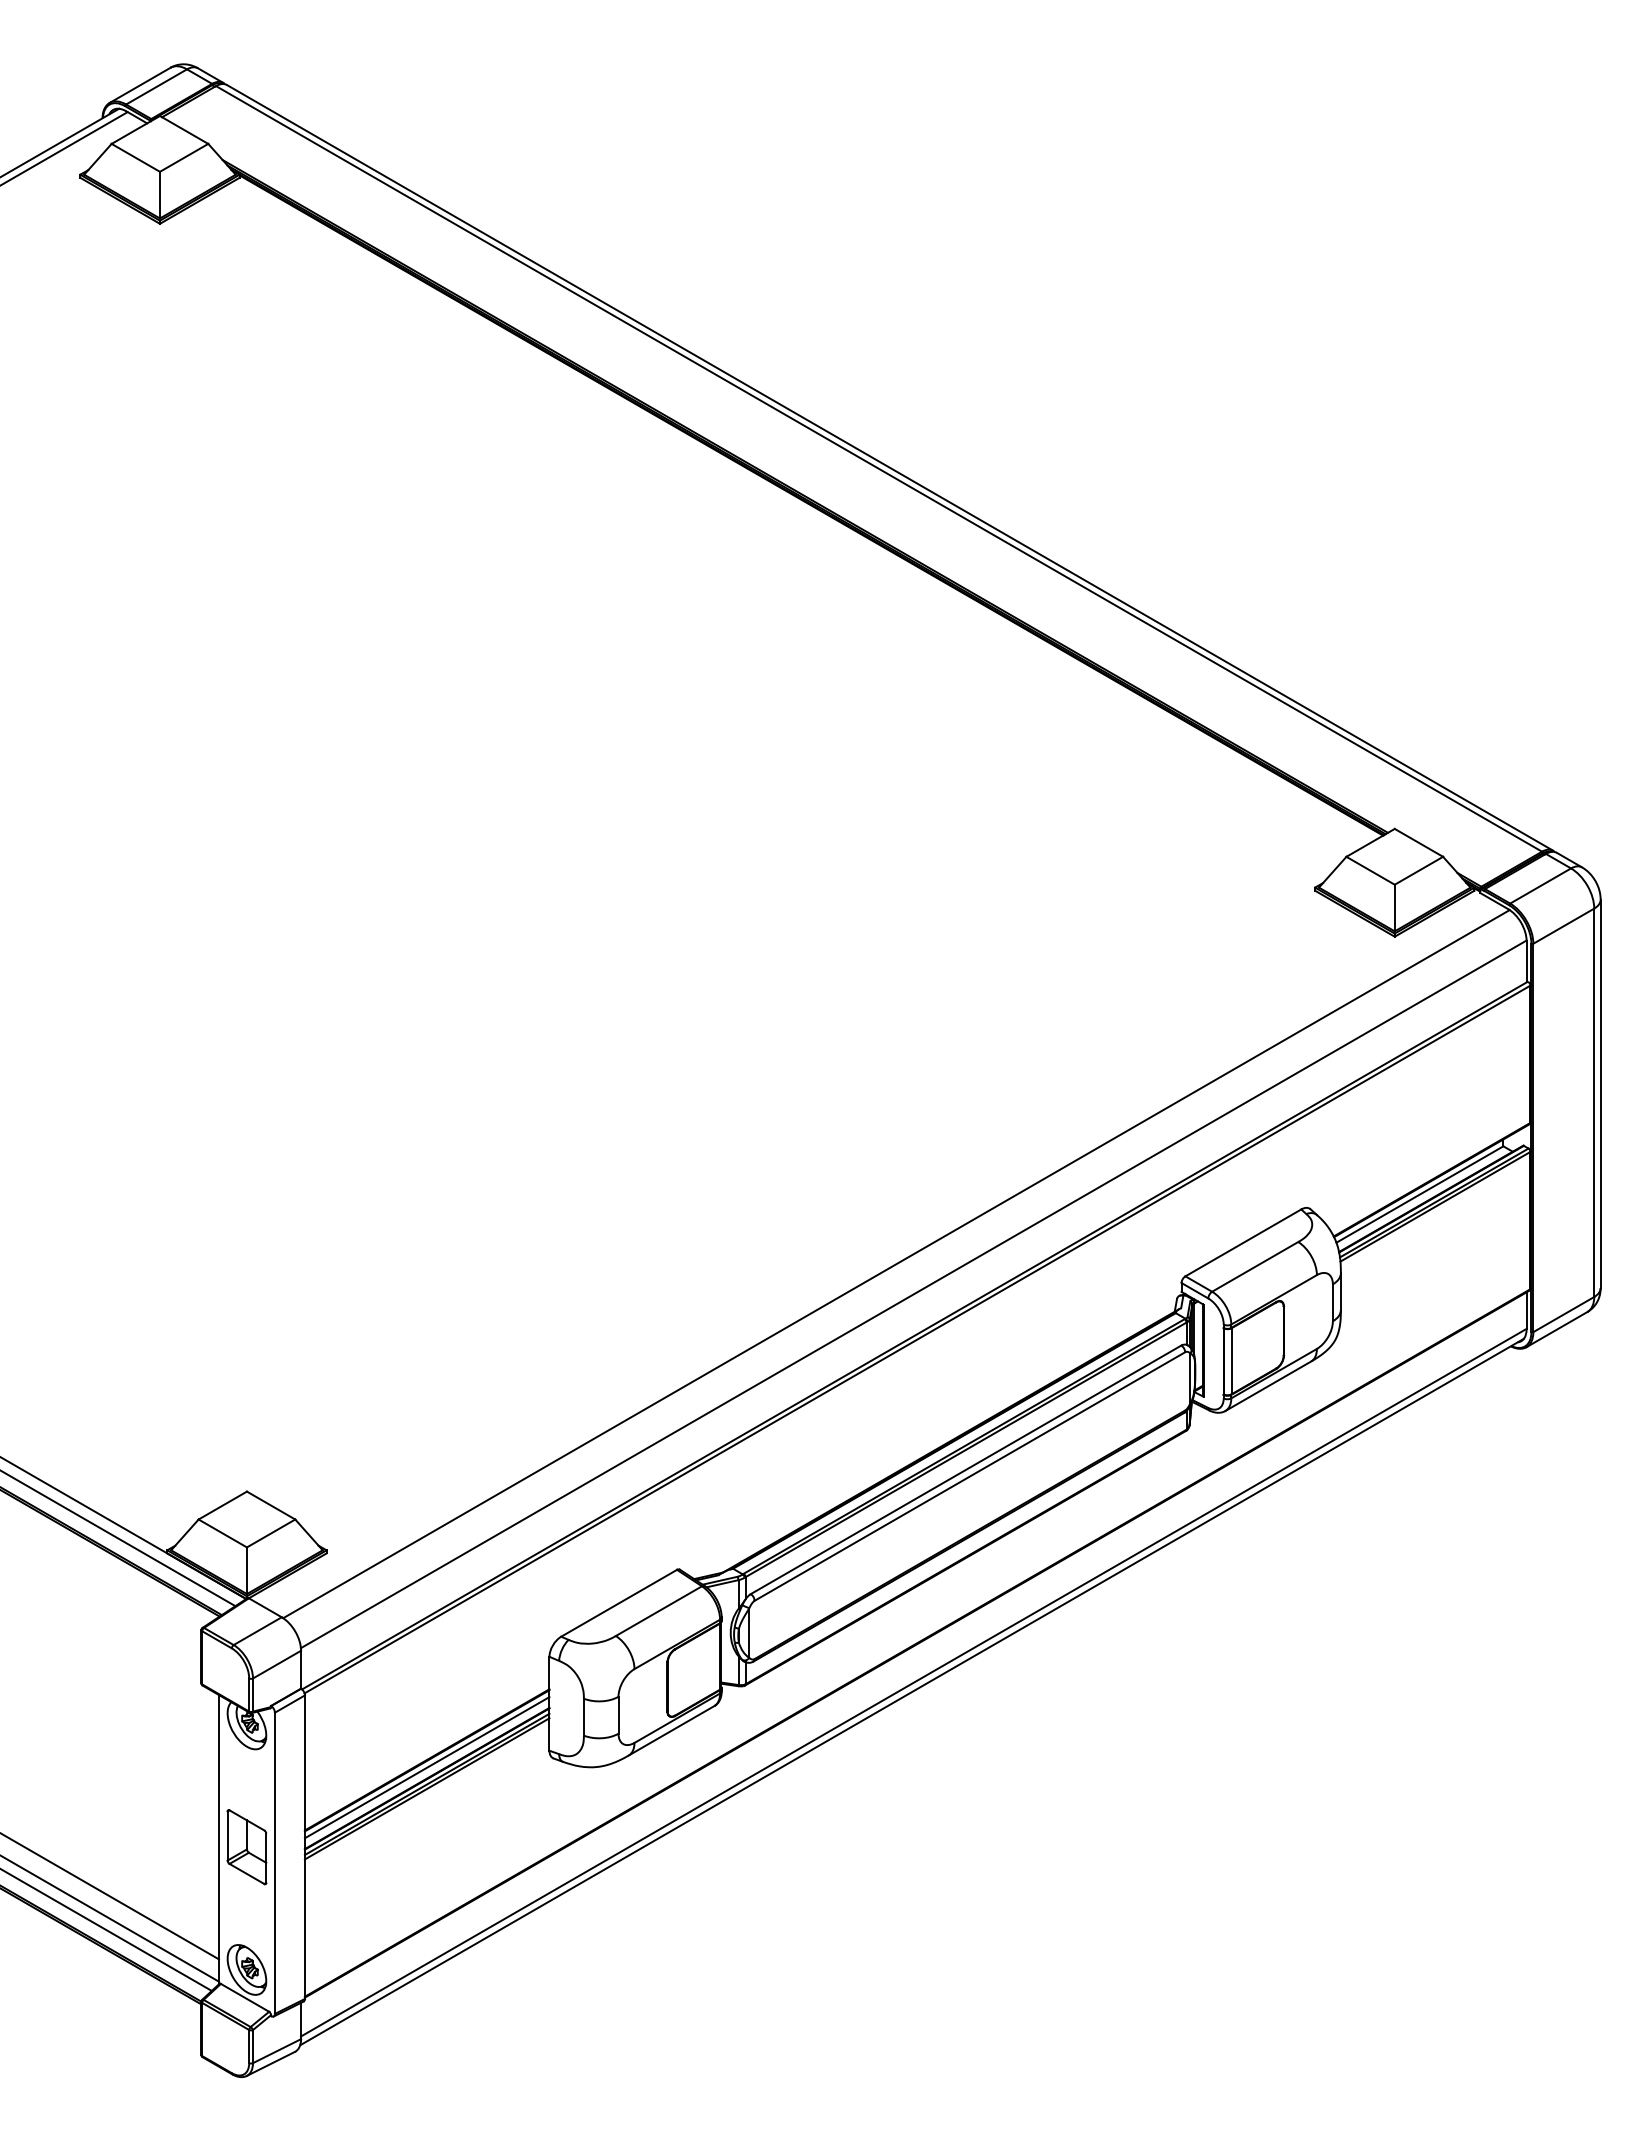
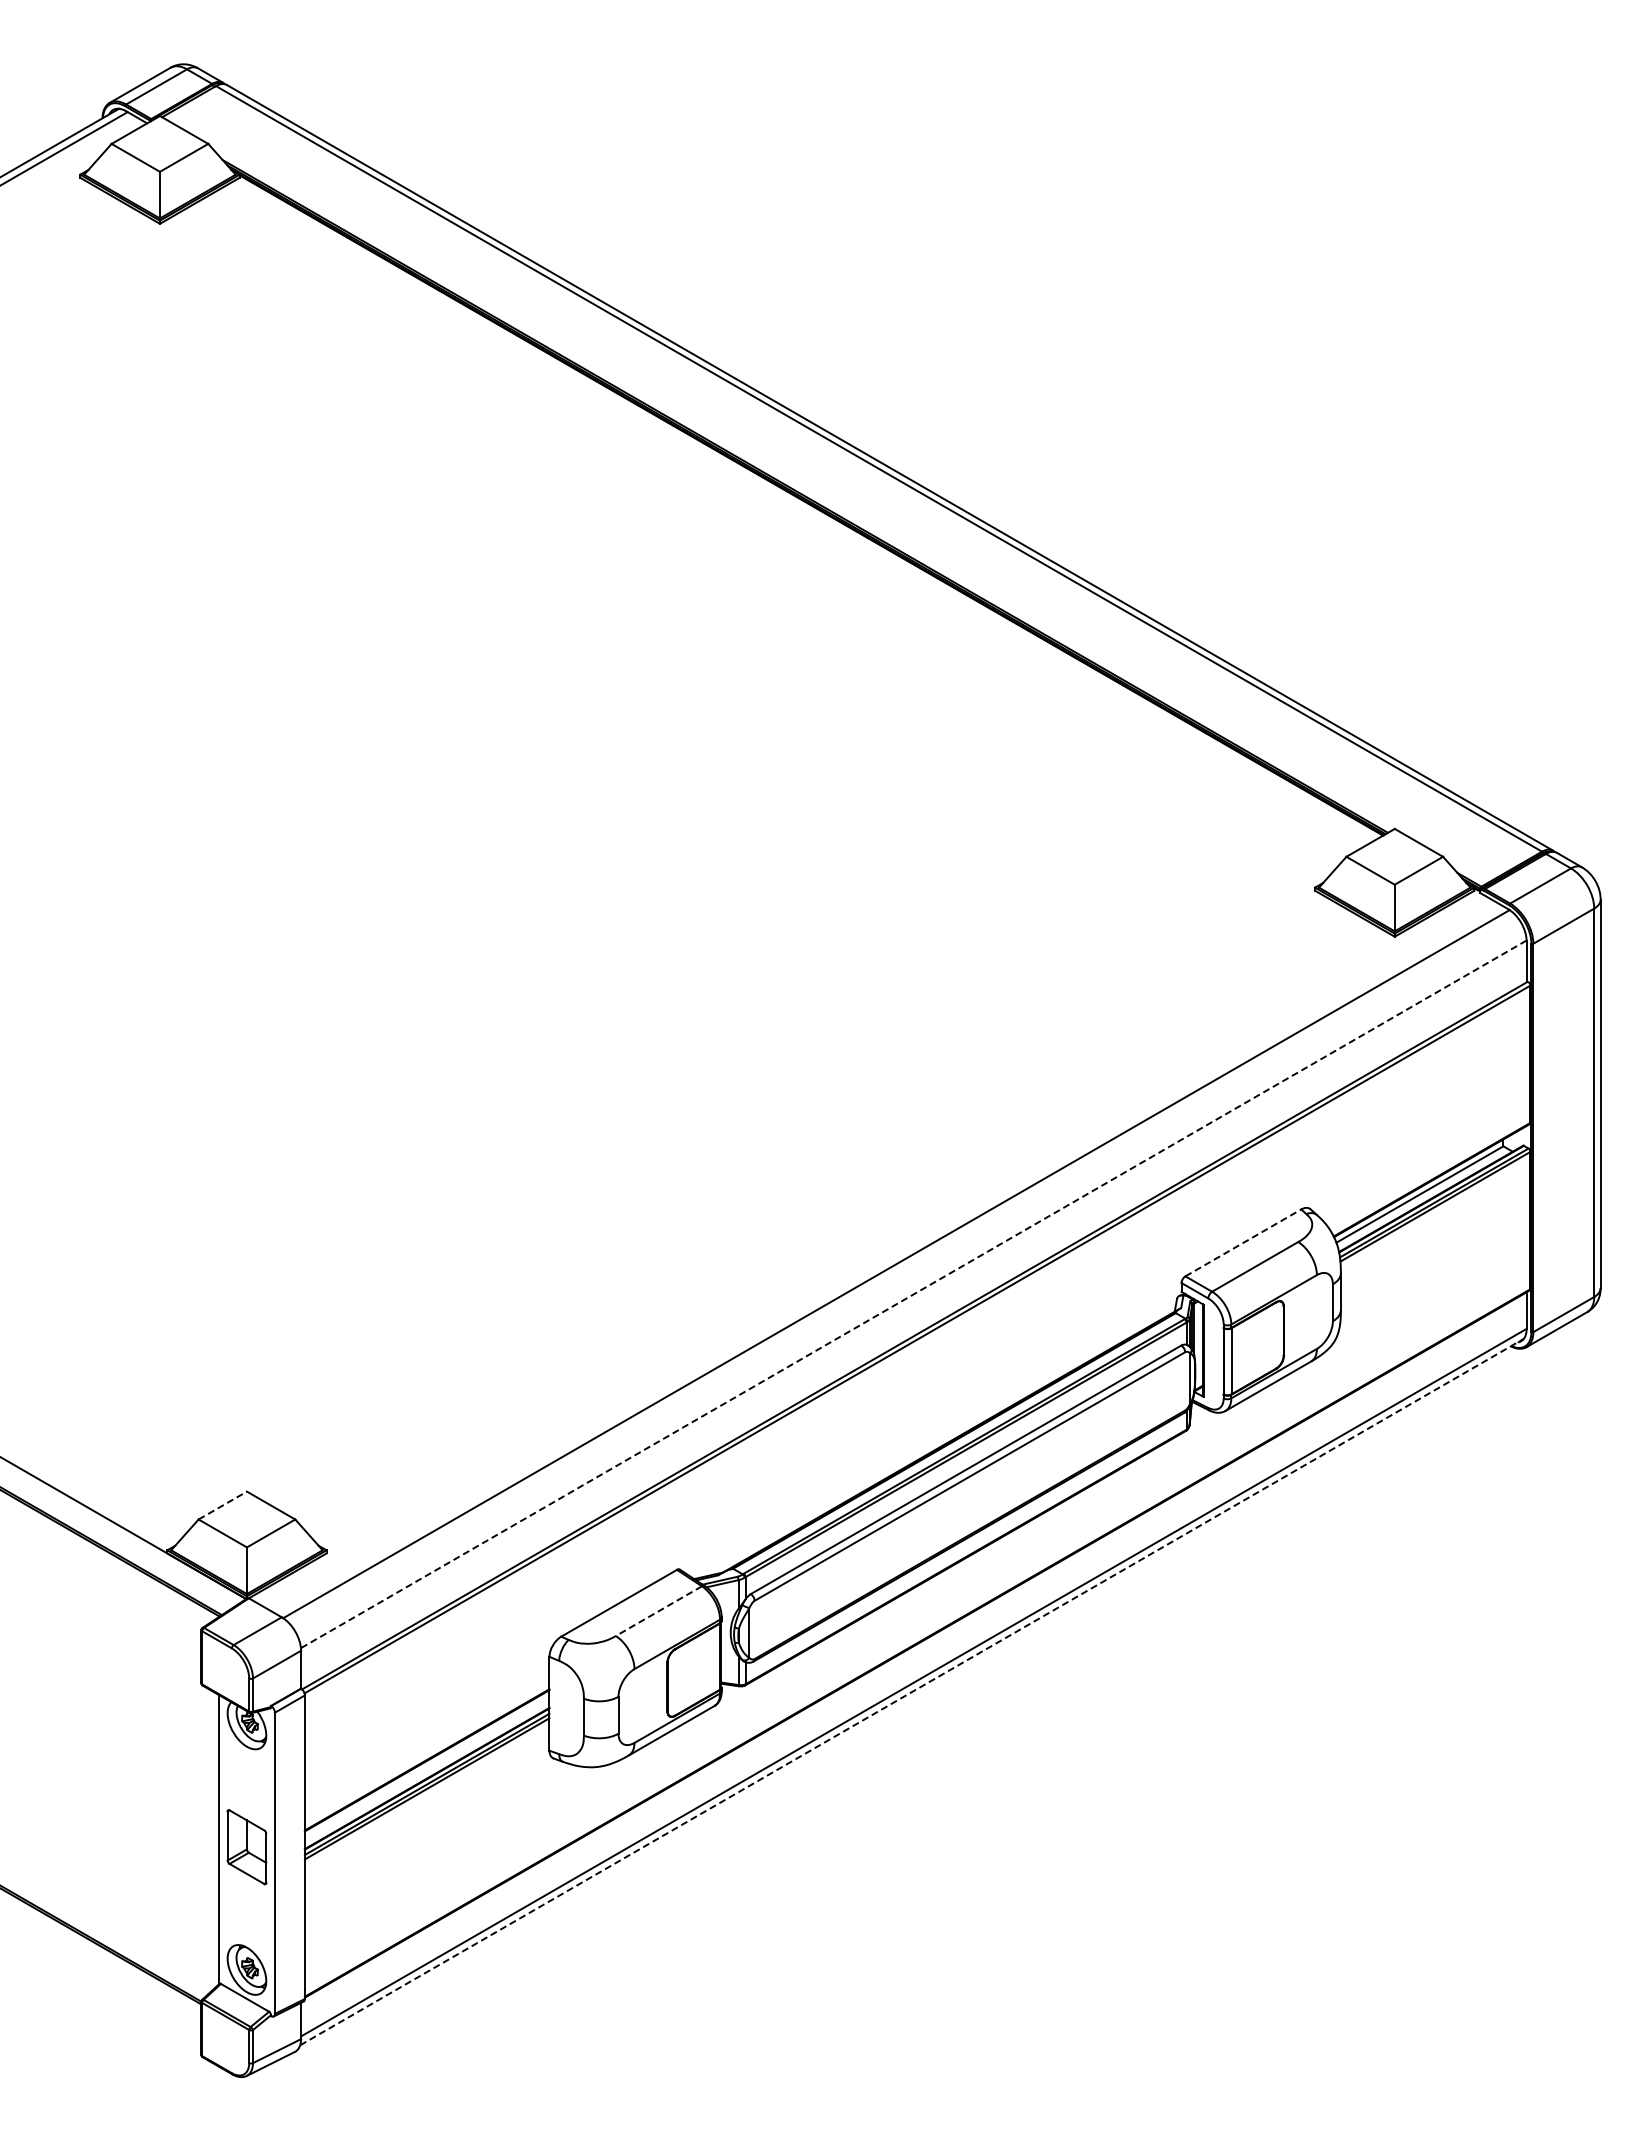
line: solid -> dashed (1243, 1242)
line: solid -> dashed (913, 1294)
line: solid -> dashed (222, 1505)
line: present -> none (118, 1538)
line: solid -> dashed (658, 1611)
line: solid -> dashed (912, 1692)
line: present -> none (426, 1767)
line: present -> none (110, 1896)
line: present -> none (110, 1918)
line: present -> none (106, 1929)
